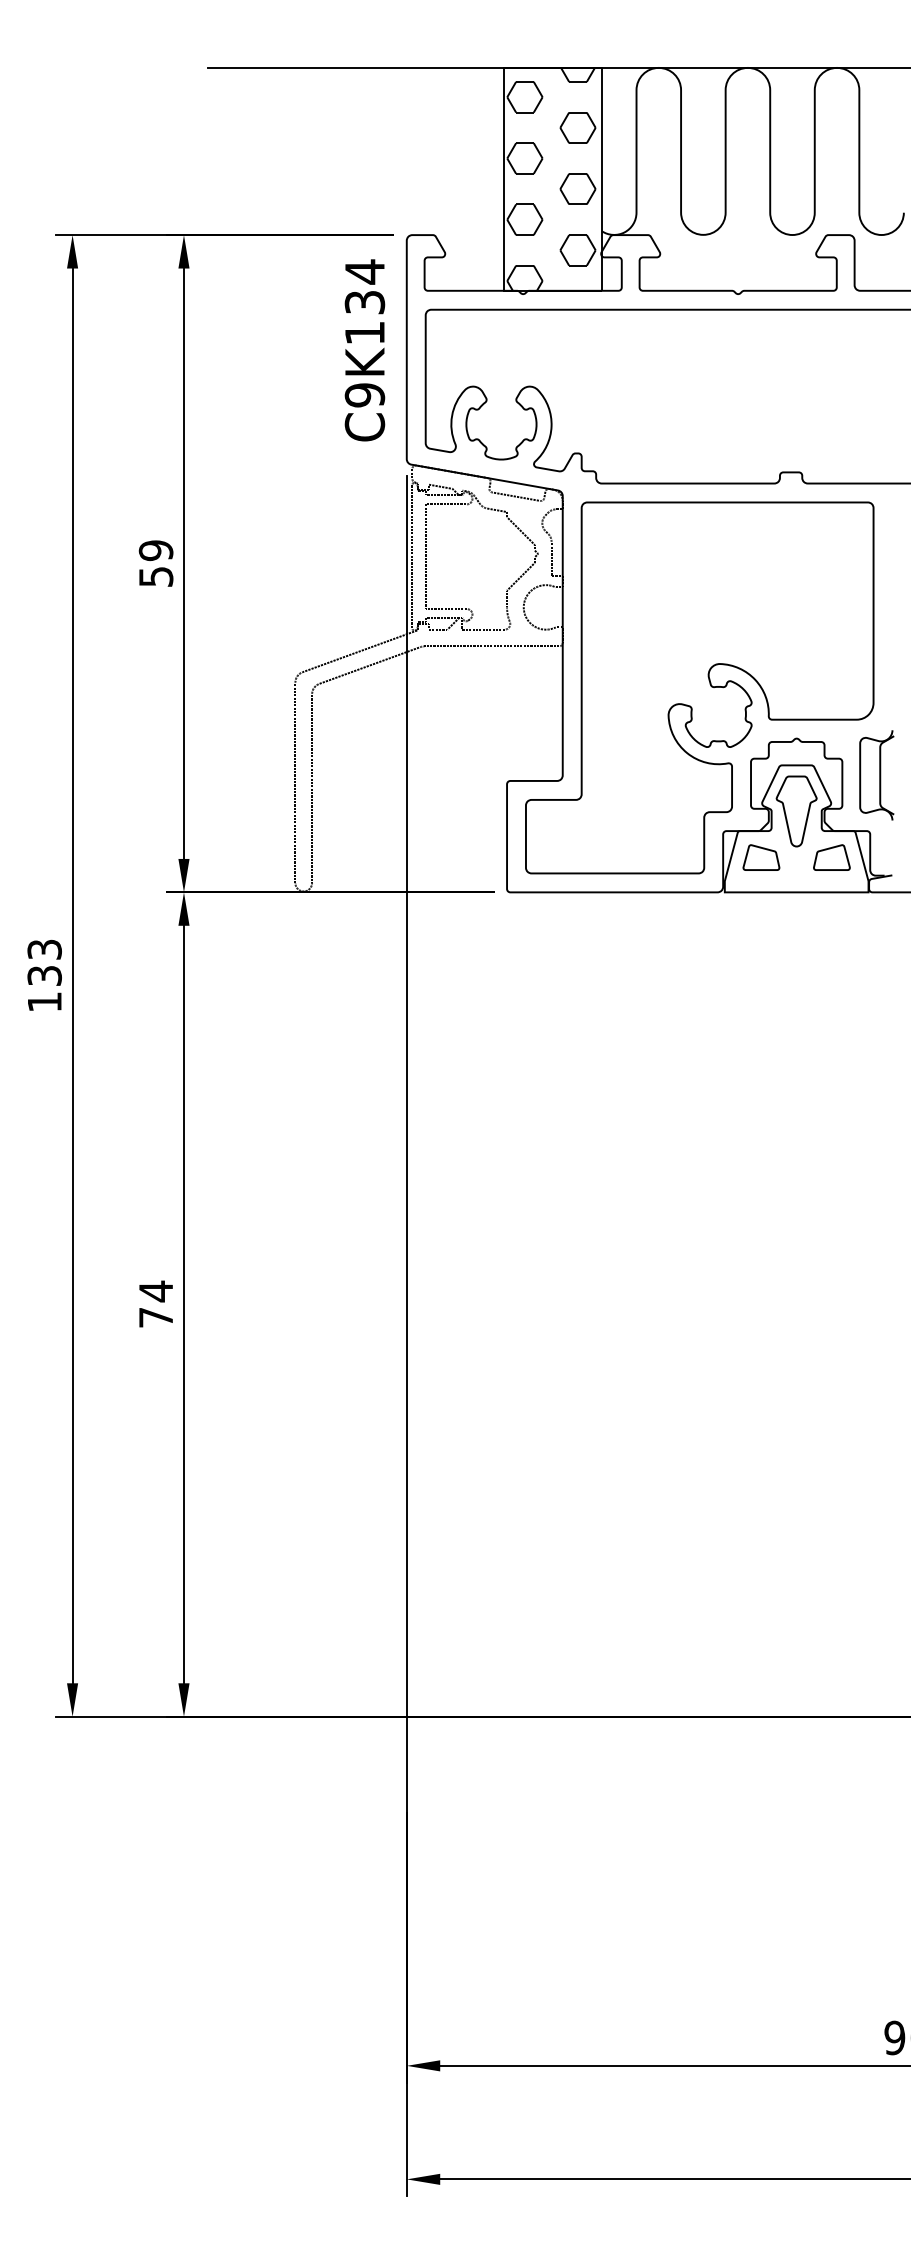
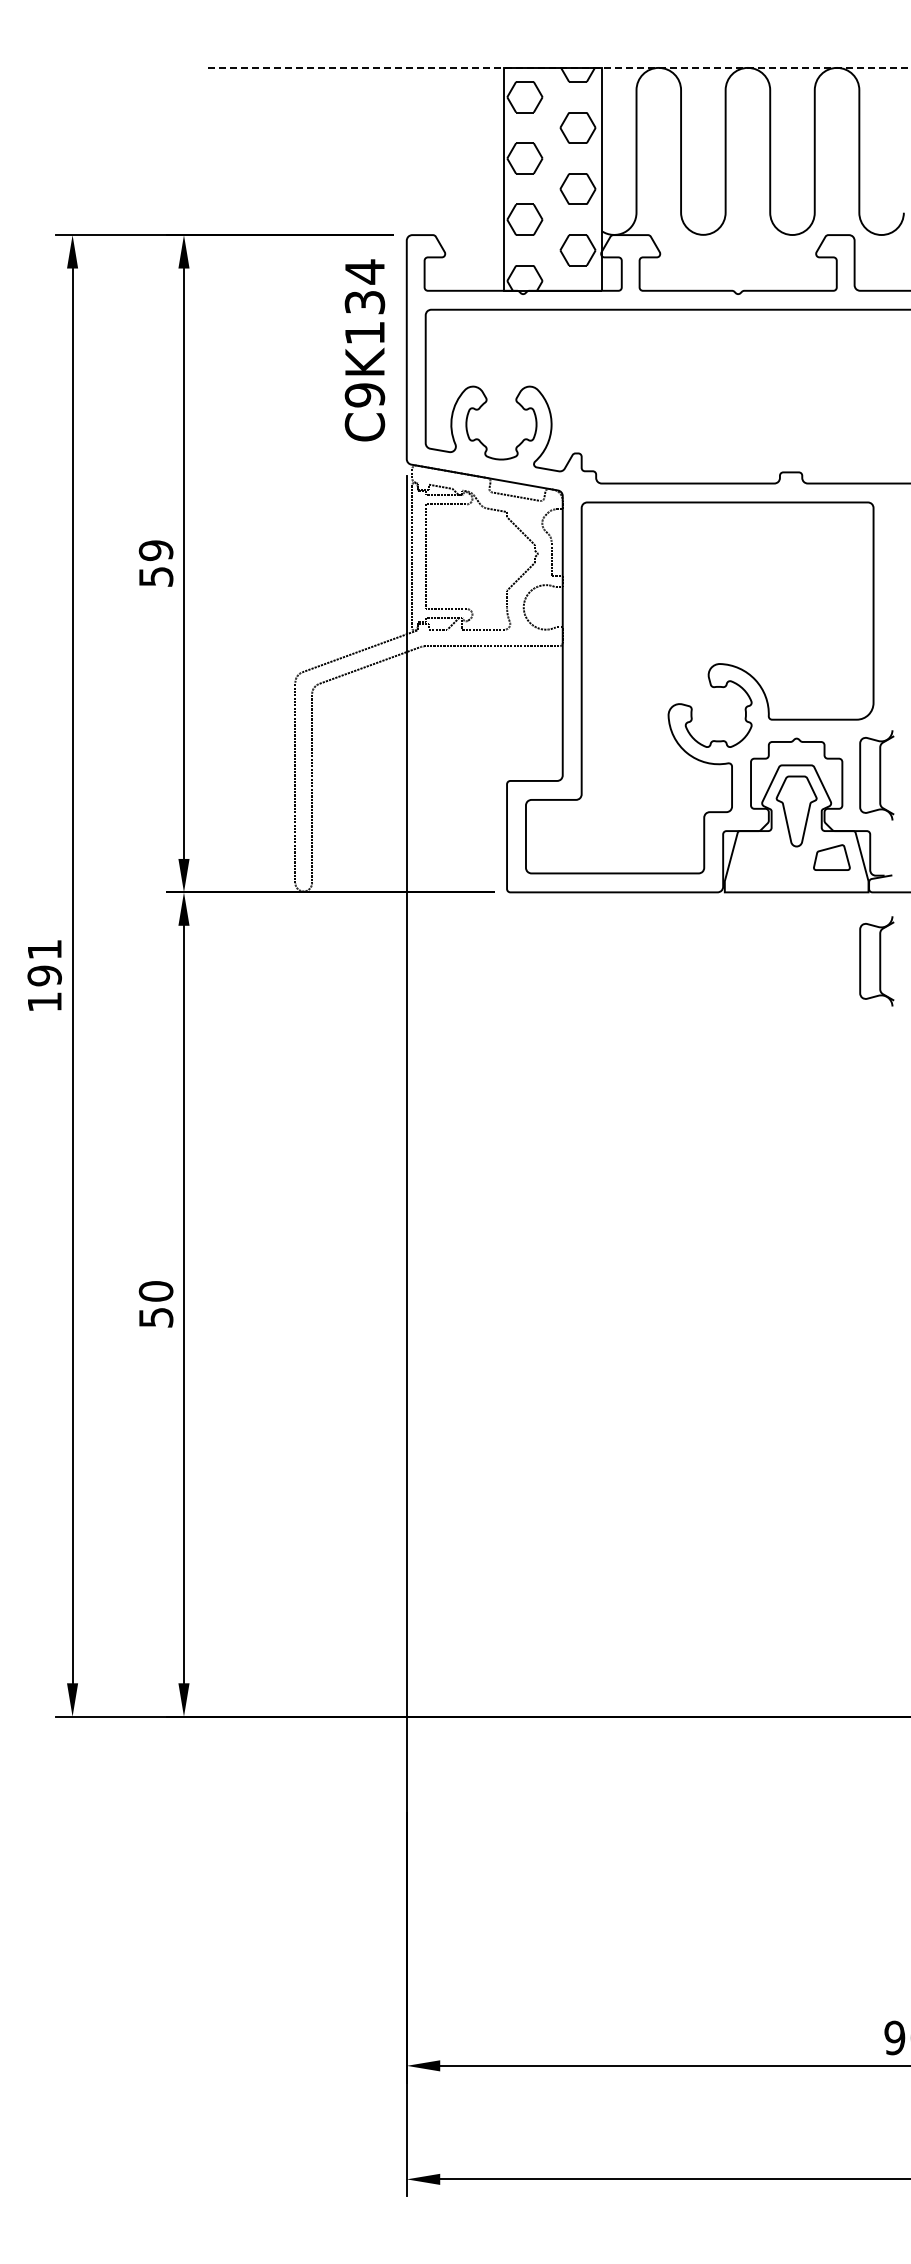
line: solid -> dashed (559, 68)
part: present -> none (761, 857)
part: none -> present (876, 961)
text: 133 -> 191 (44, 962)
text: 74 -> 50 (155, 1303)
